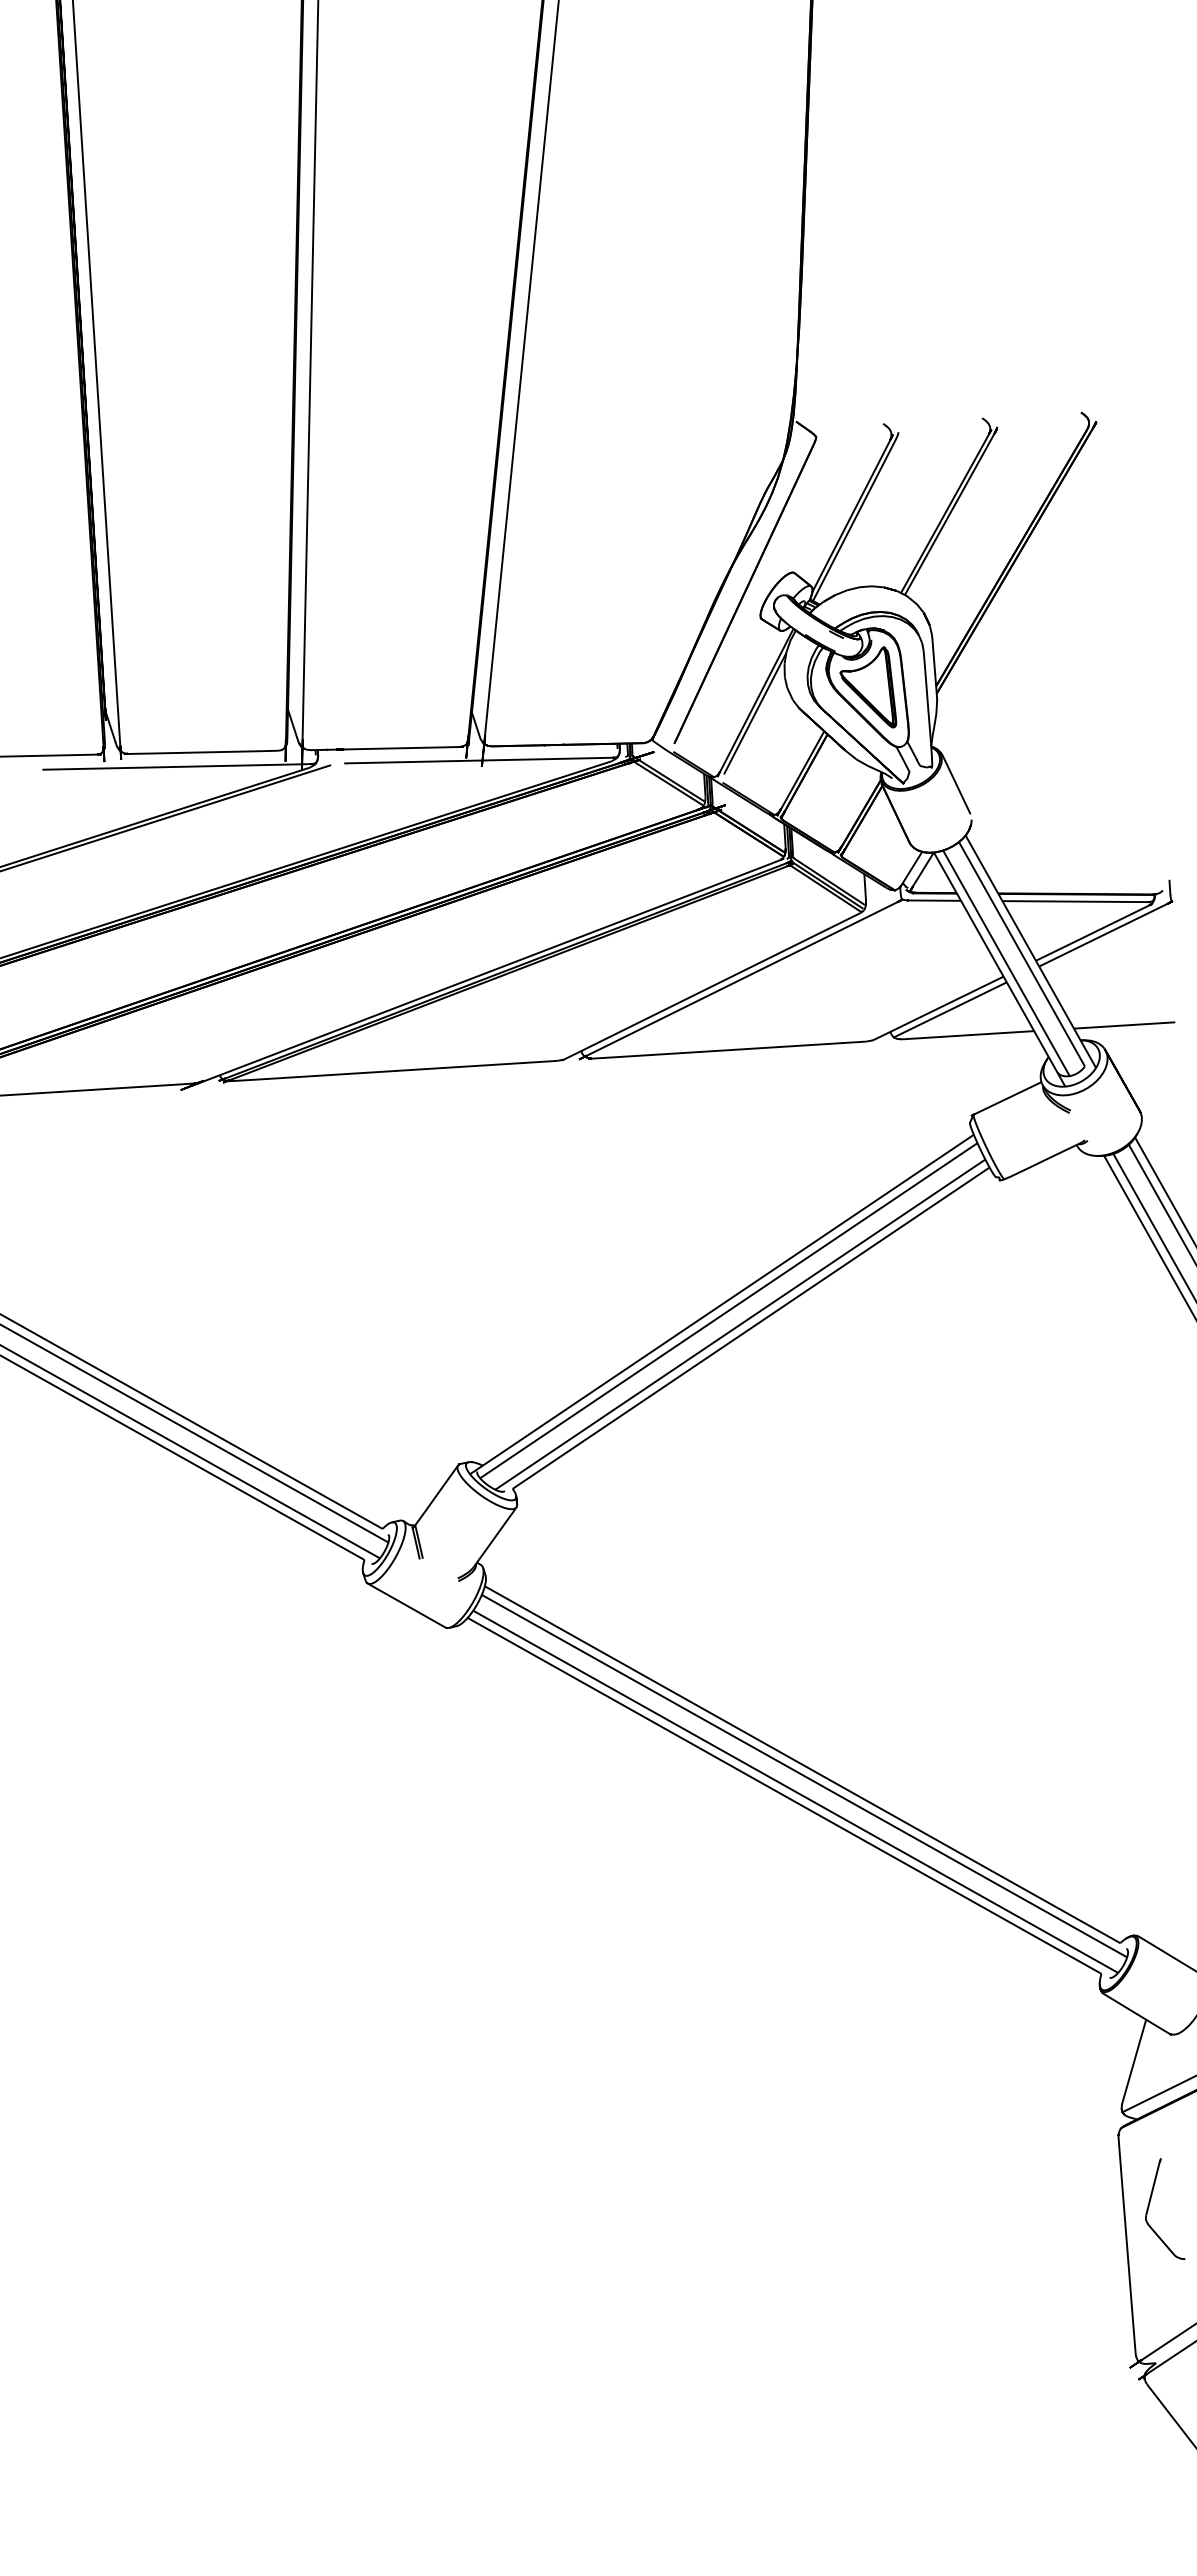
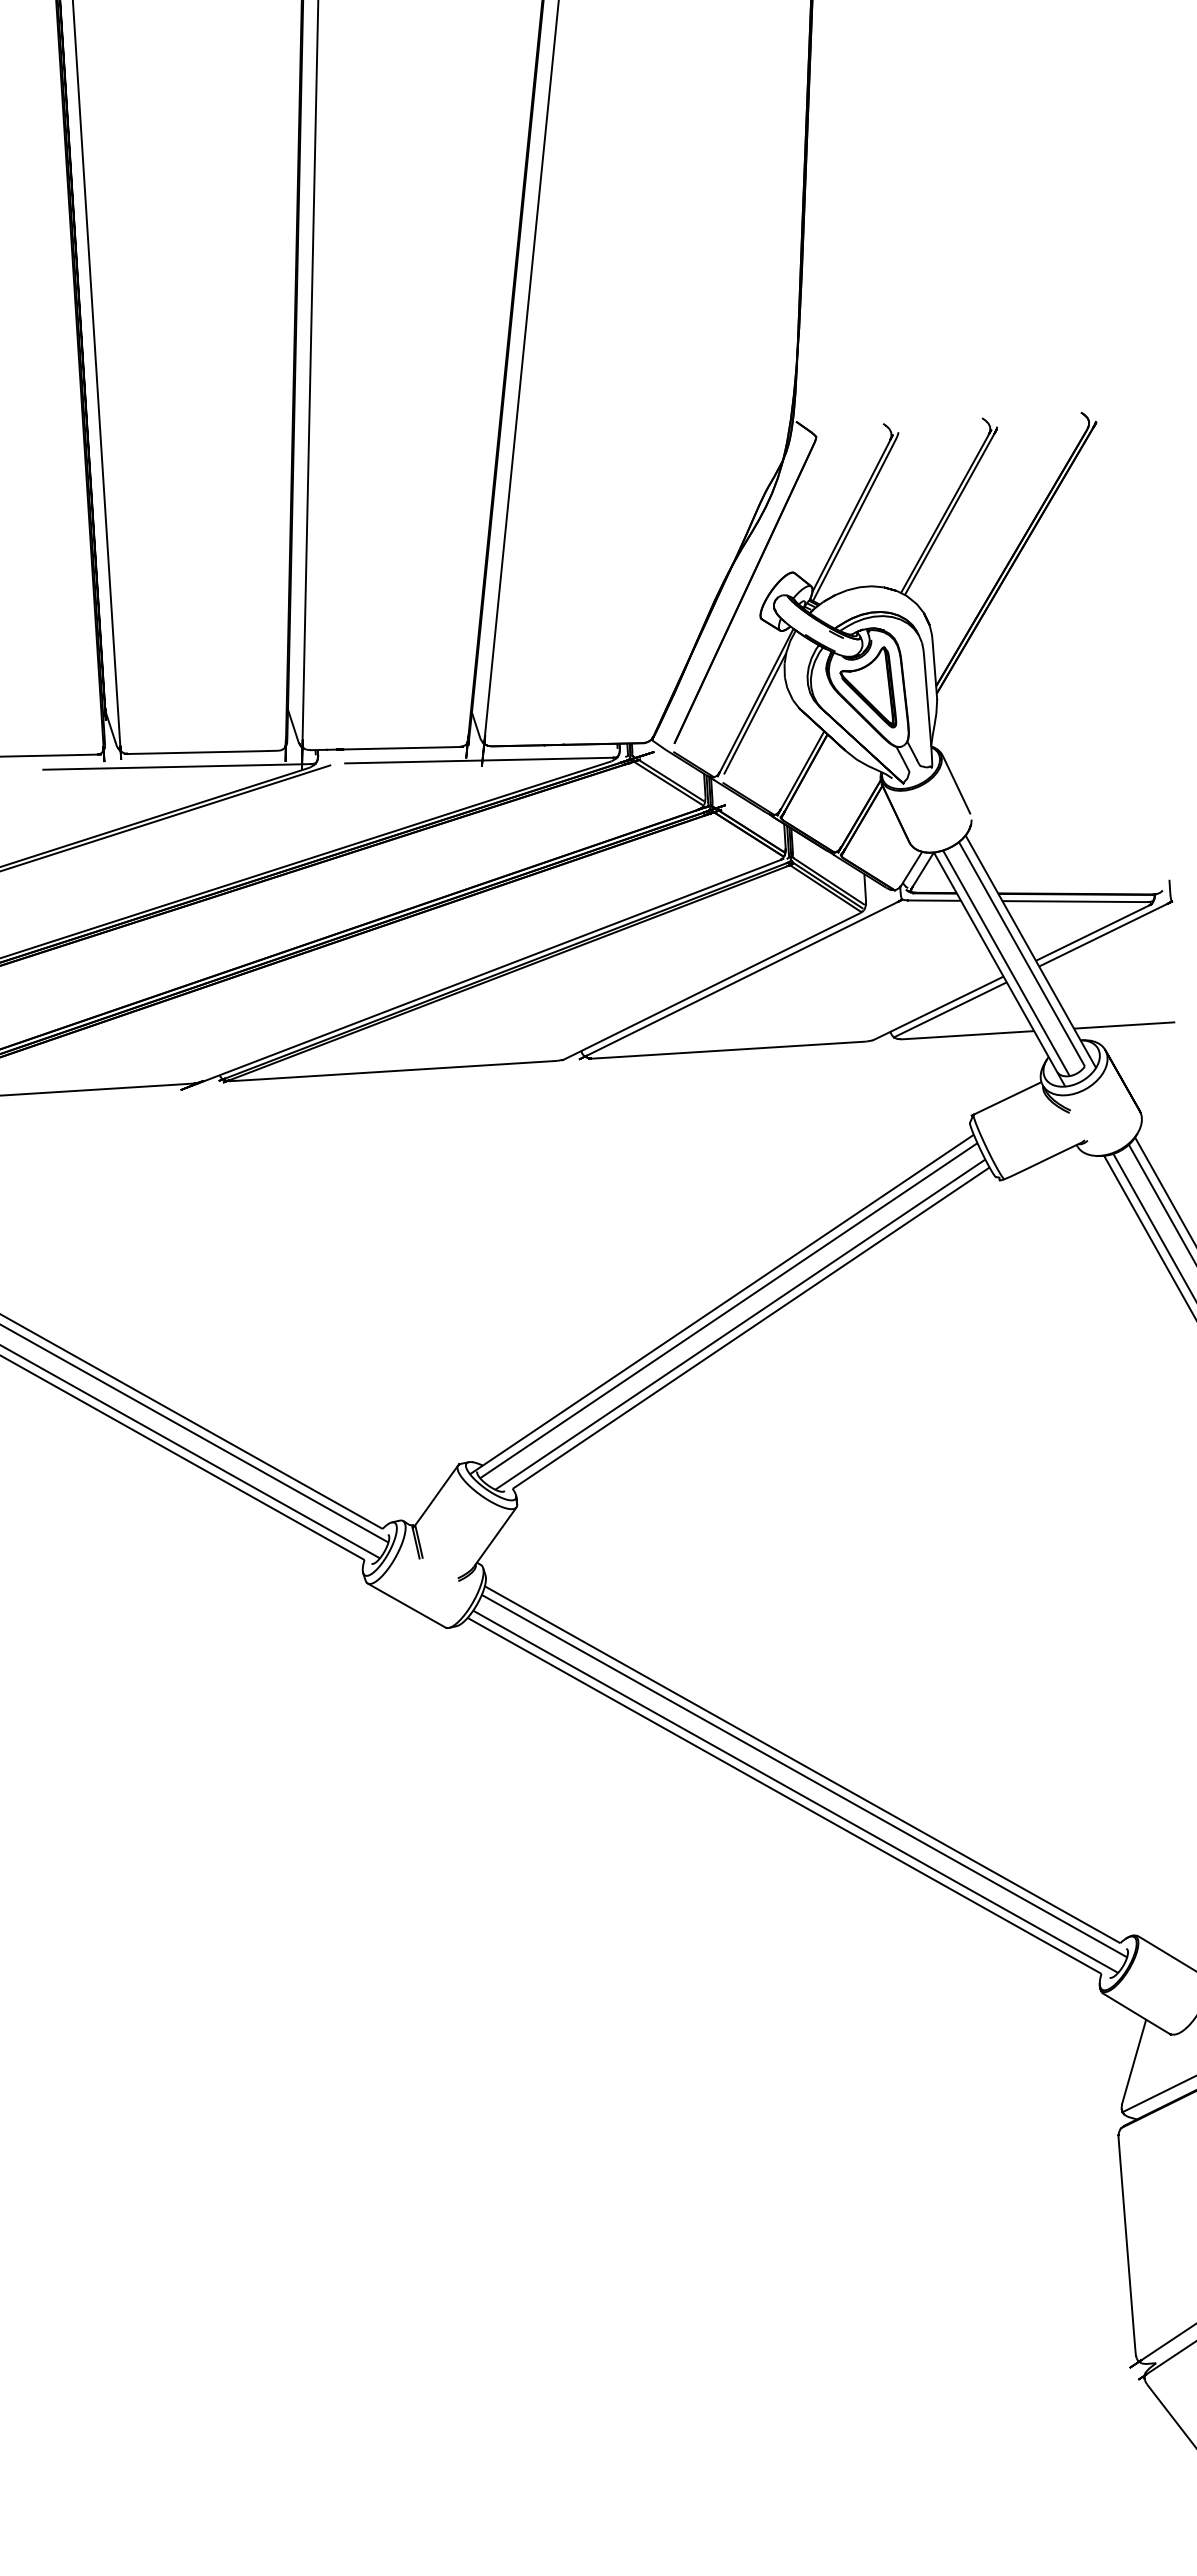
part: present -> none (1150, 2203)
